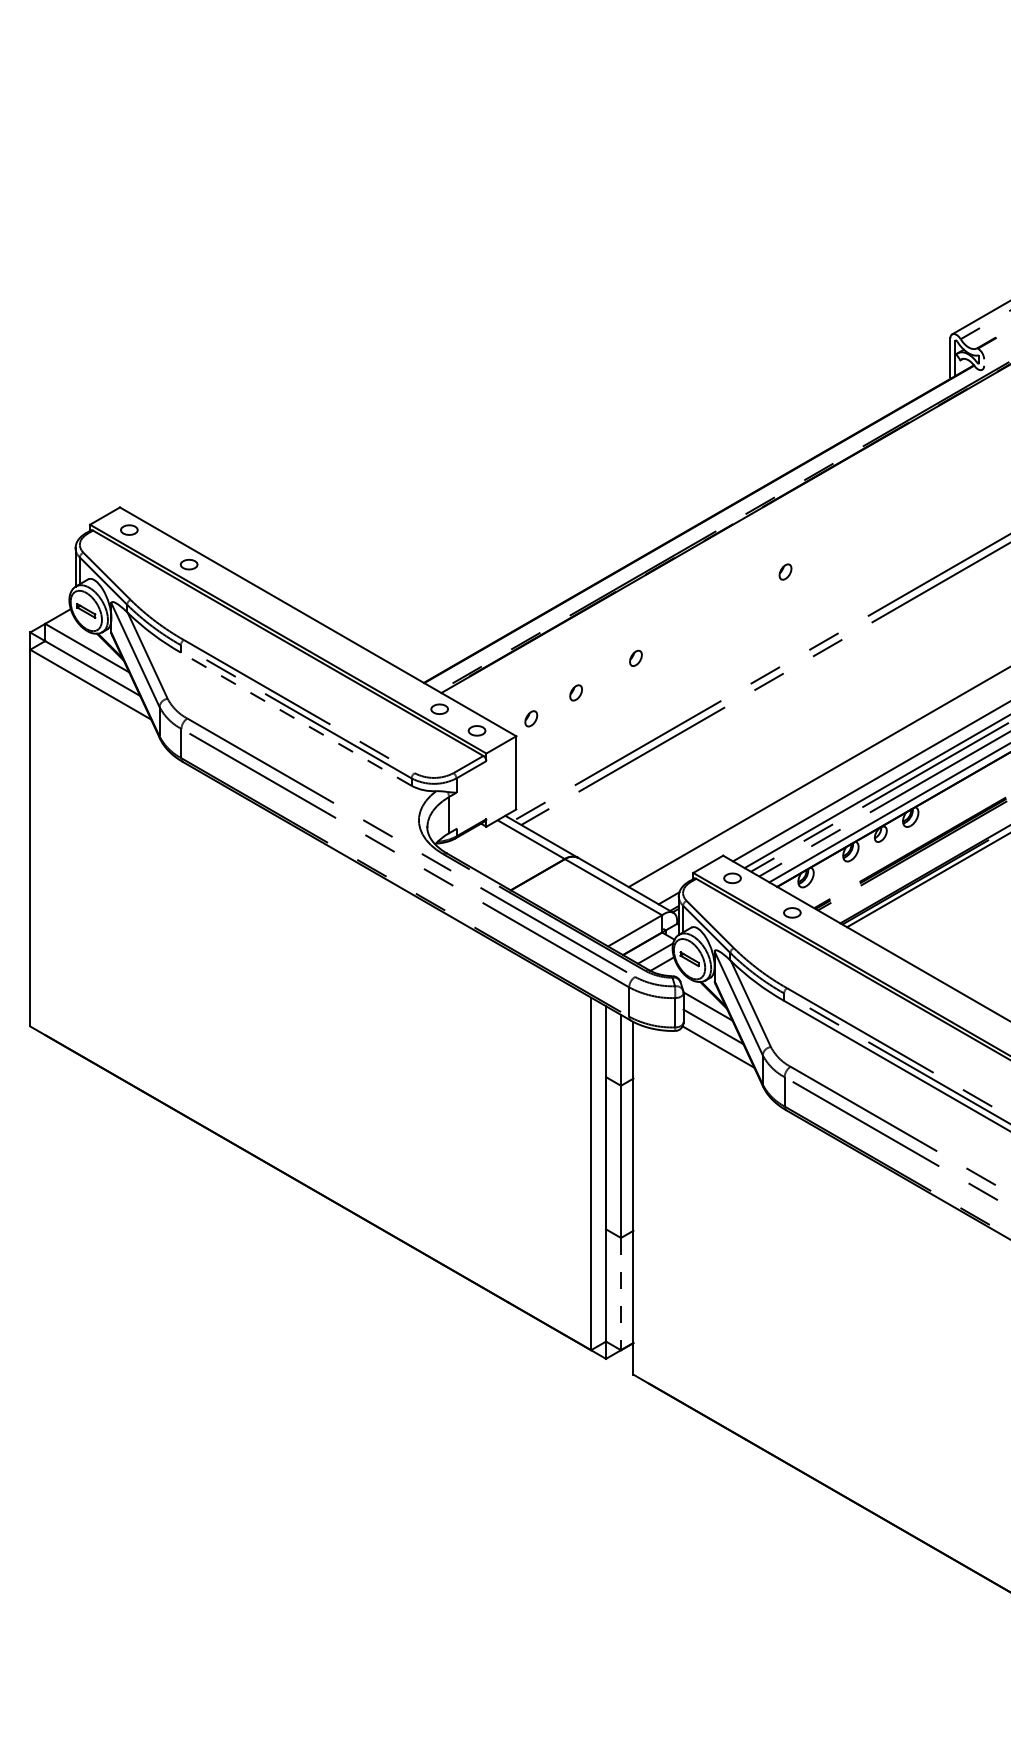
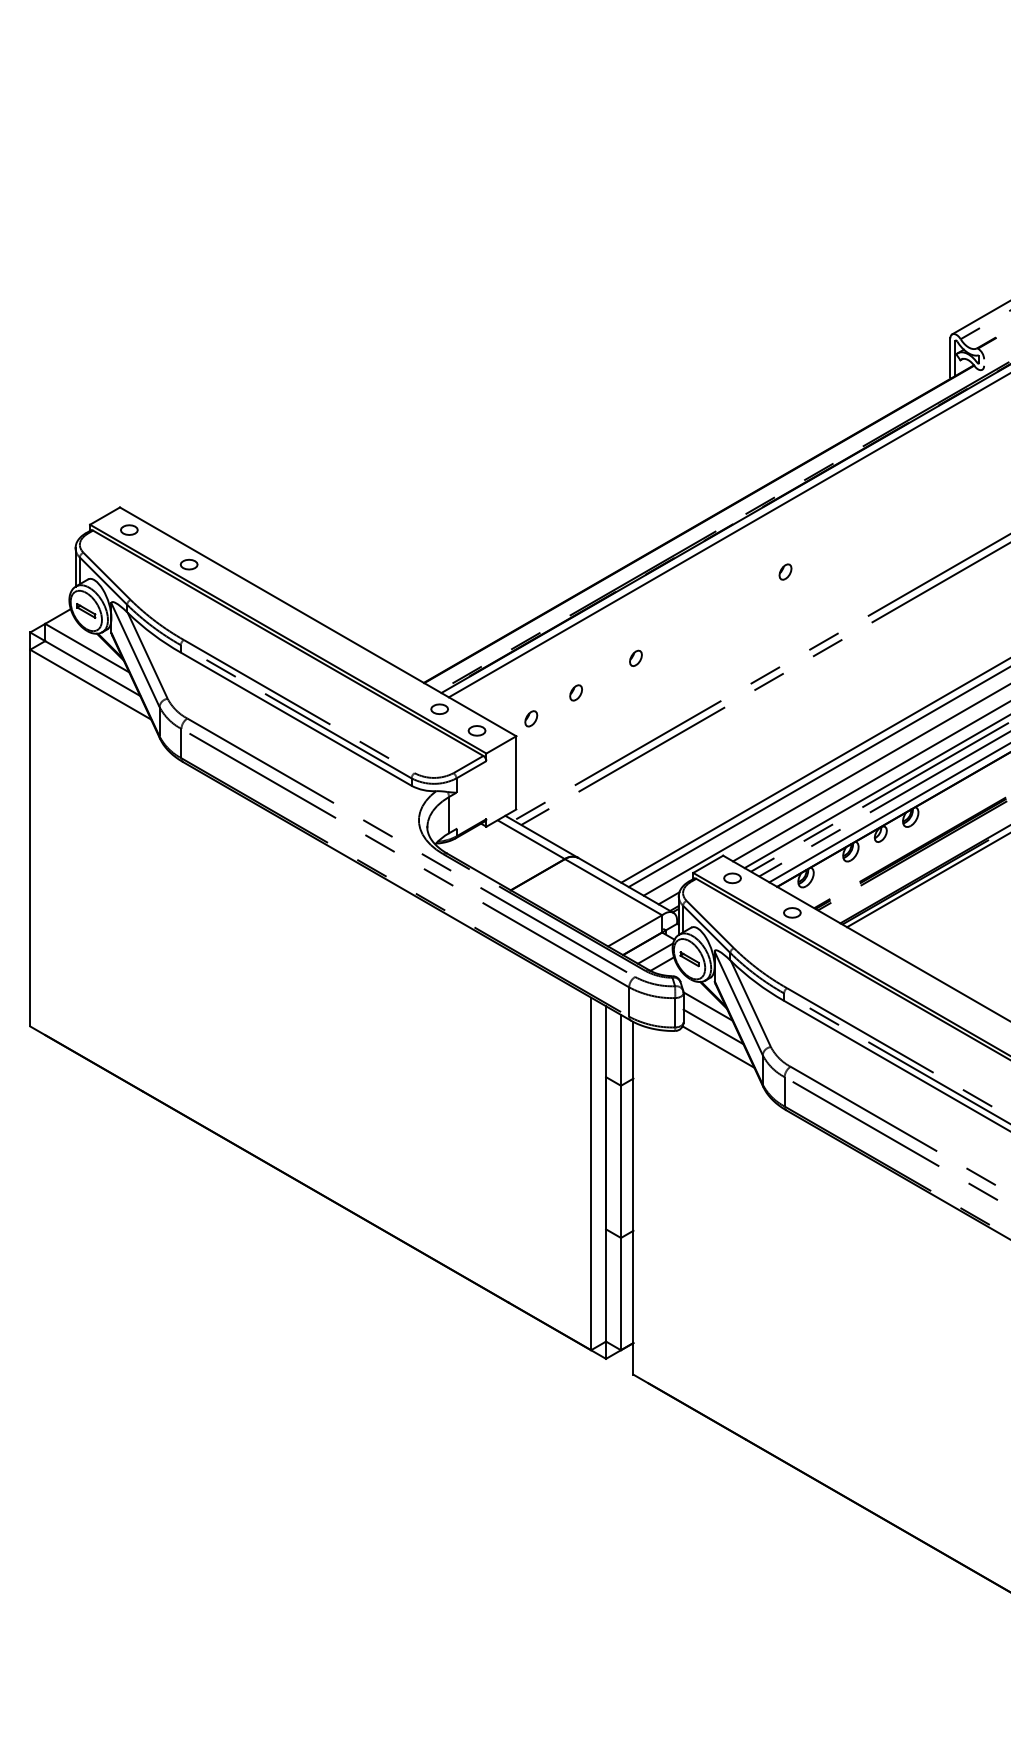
line: none -> present (727, 535)
line: dashed -> solid (295, 718)
line: none -> present (814, 770)
line: none -> present (825, 790)
line: dashed -> solid (621, 1294)
